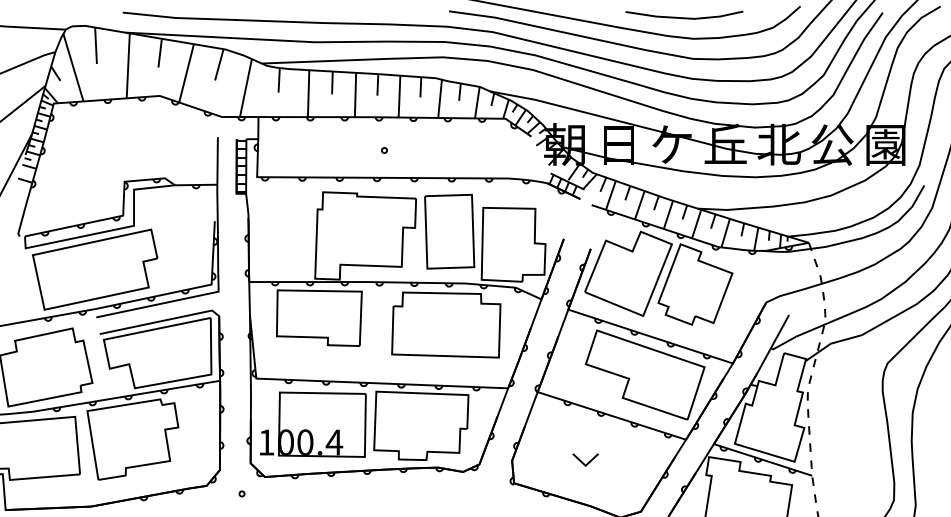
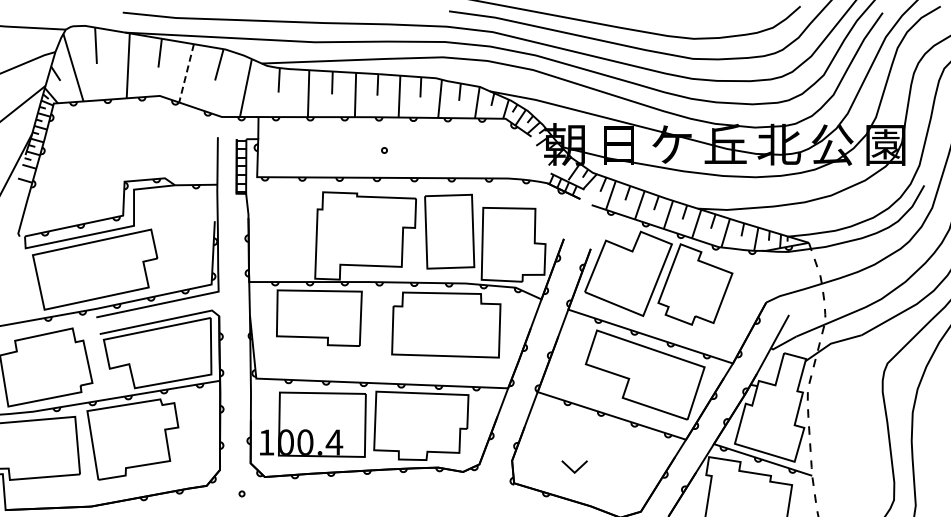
line: present -> none (684, 17)
line: solid -> dashed (186, 73)
part position: (585, 459) -> (574, 466) (574, 466)
